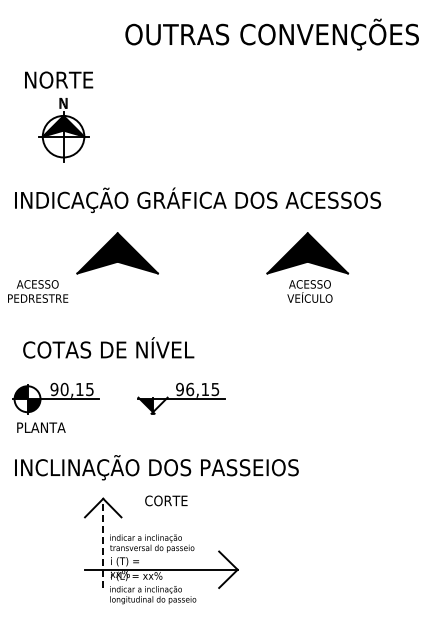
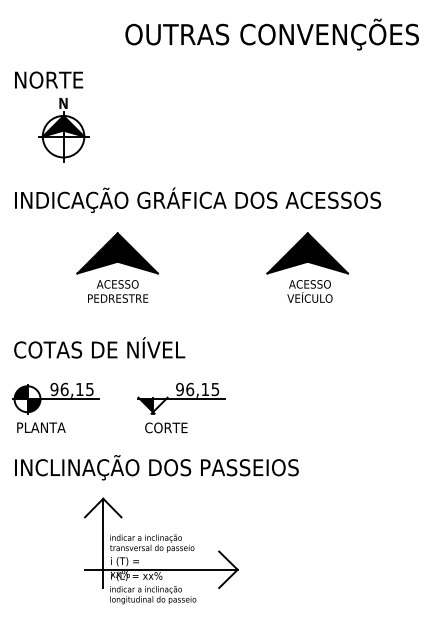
text position: (59, 79) -> (49, 79) (49, 79)
text position: (38, 291) -> (118, 291) (118, 291)
text position: (108, 347) -> (99, 347) (99, 347)
text: 90,15 -> 96,15 (64, 389)
text position: (166, 500) -> (166, 427) (166, 427)
line: dashed -> solid (103, 543)
